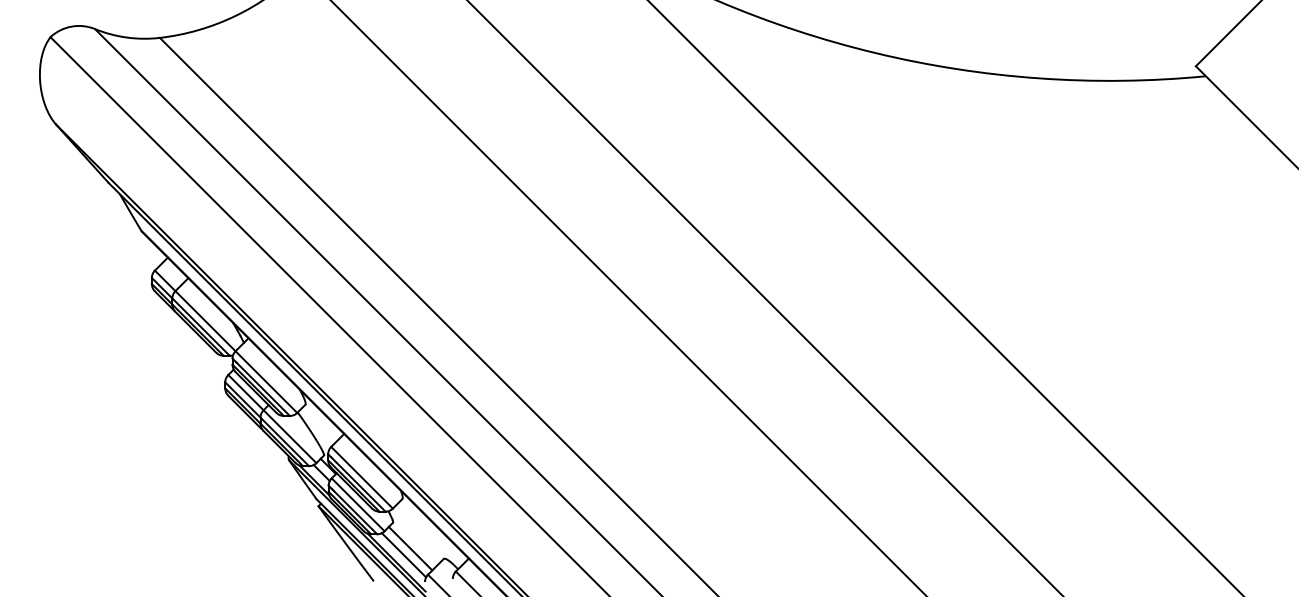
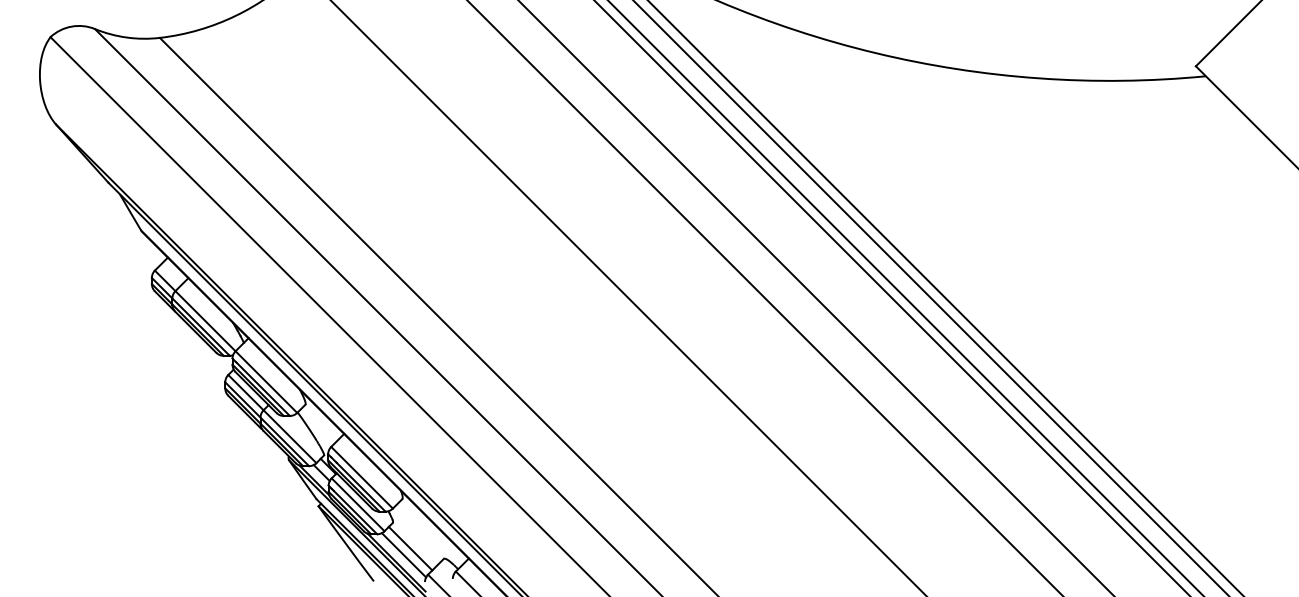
line: none -> present (815, 297)
line: none -> present (891, 297)
line: none -> present (904, 297)
line: none -> present (930, 297)
